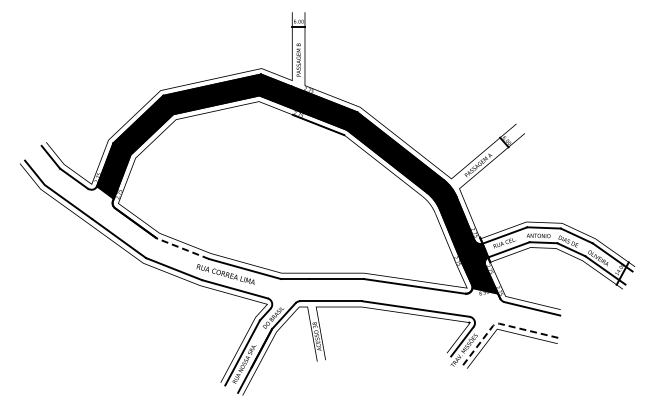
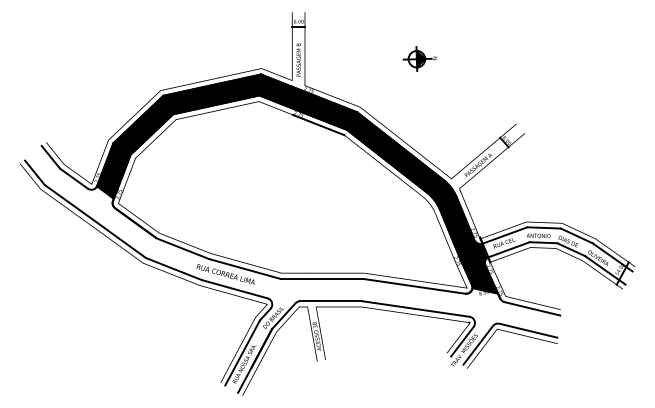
part: none -> present (419, 58)
line: dashed -> solid (182, 248)
line: dashed -> solid (499, 323)
